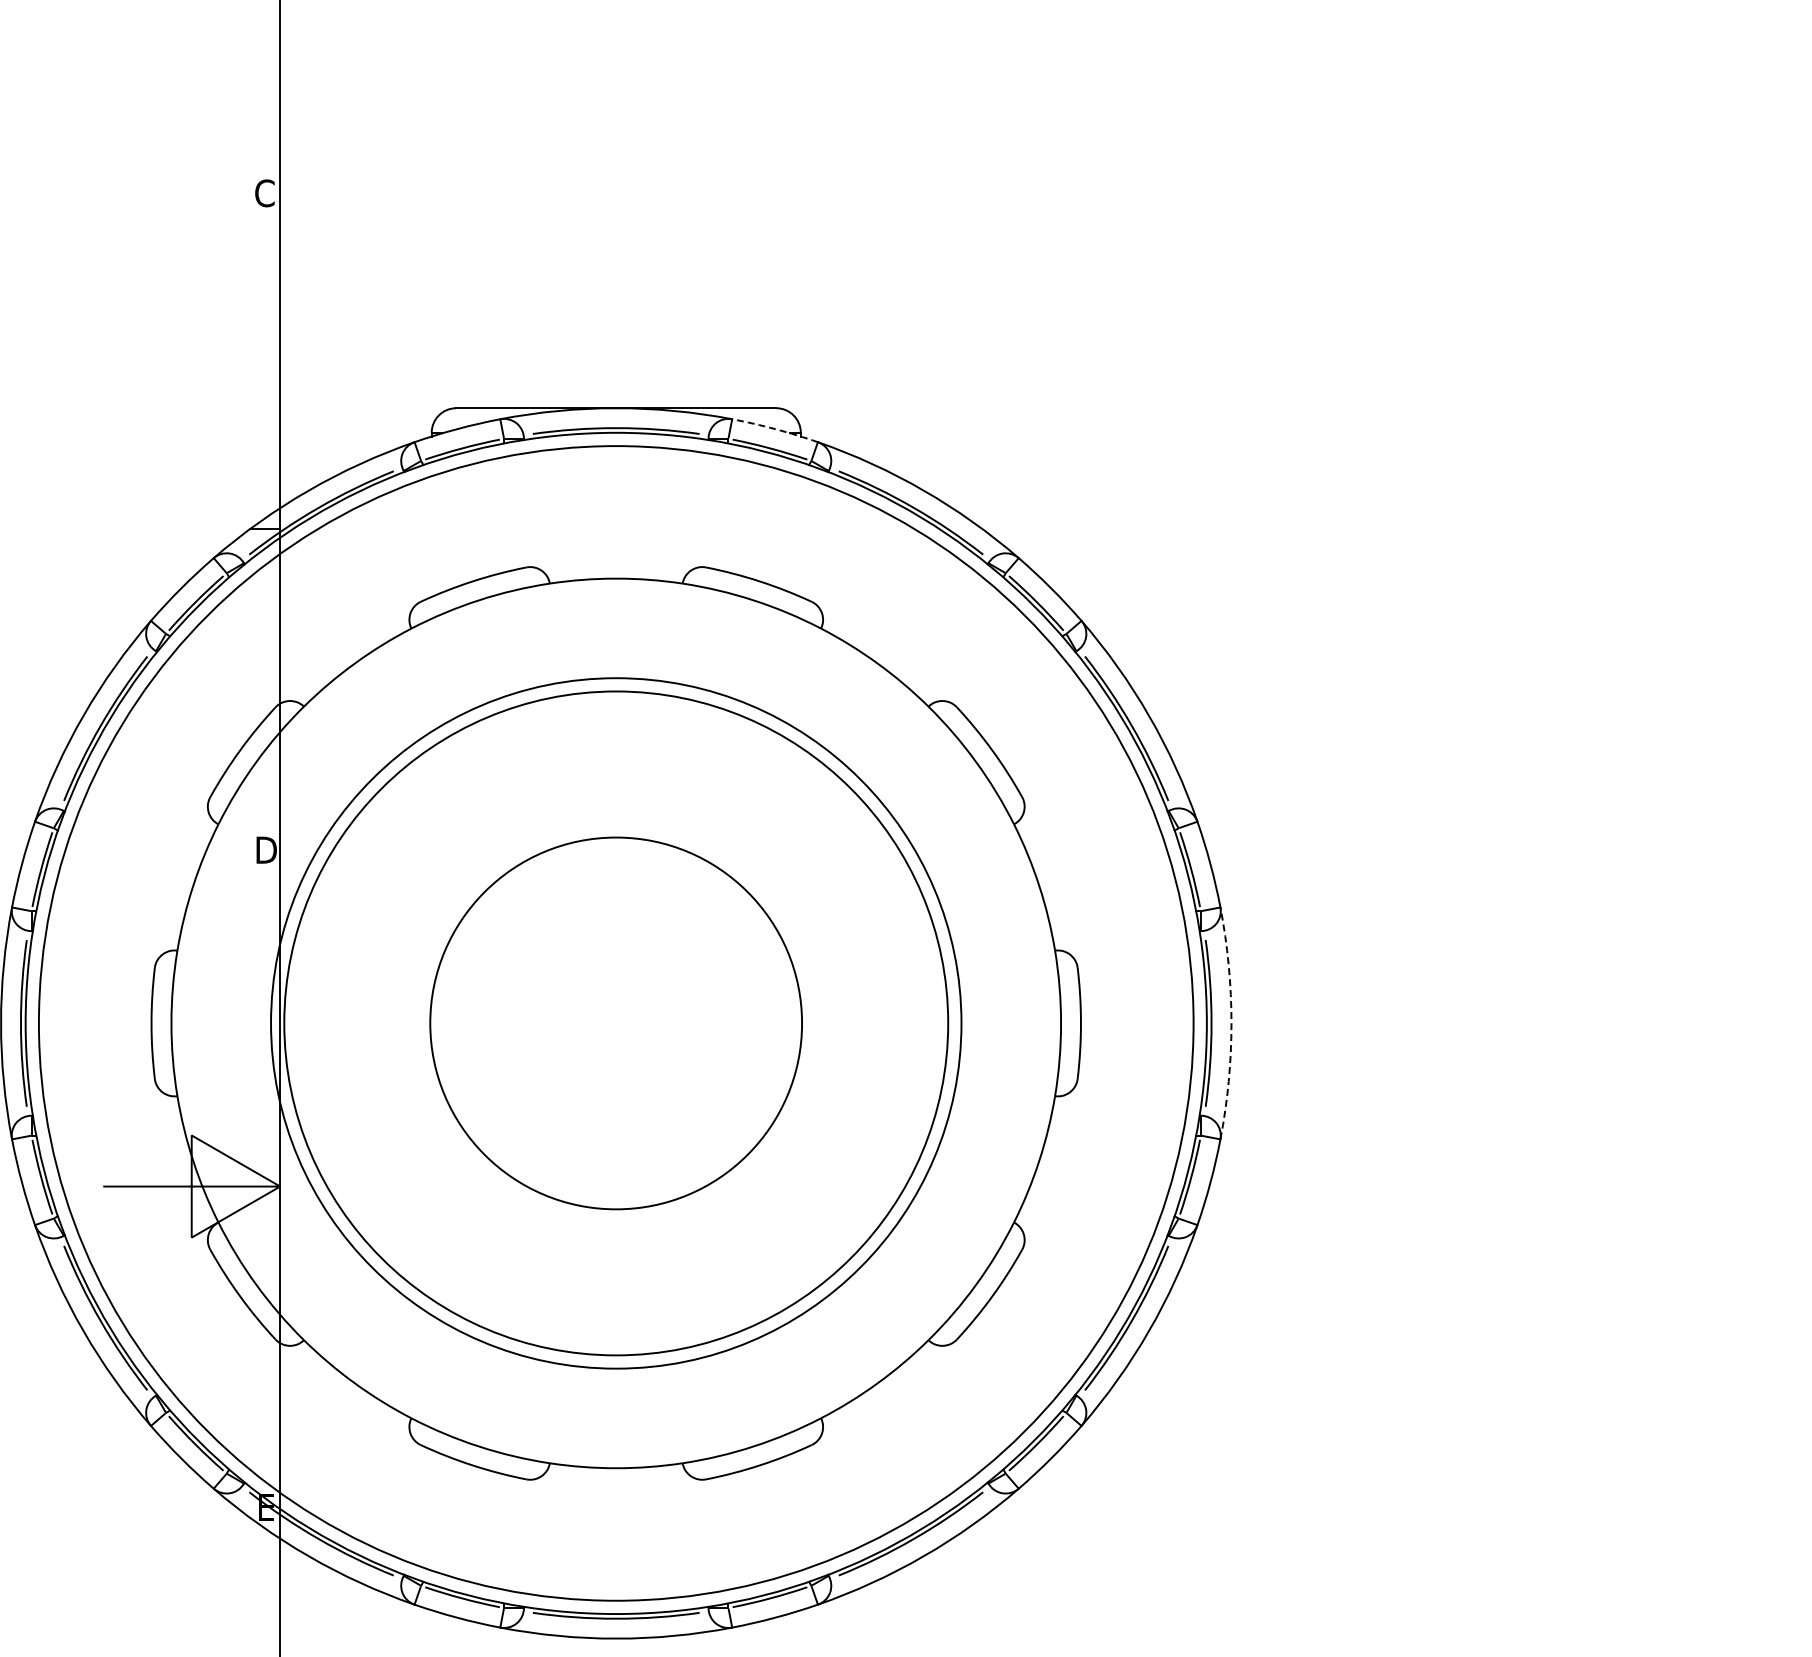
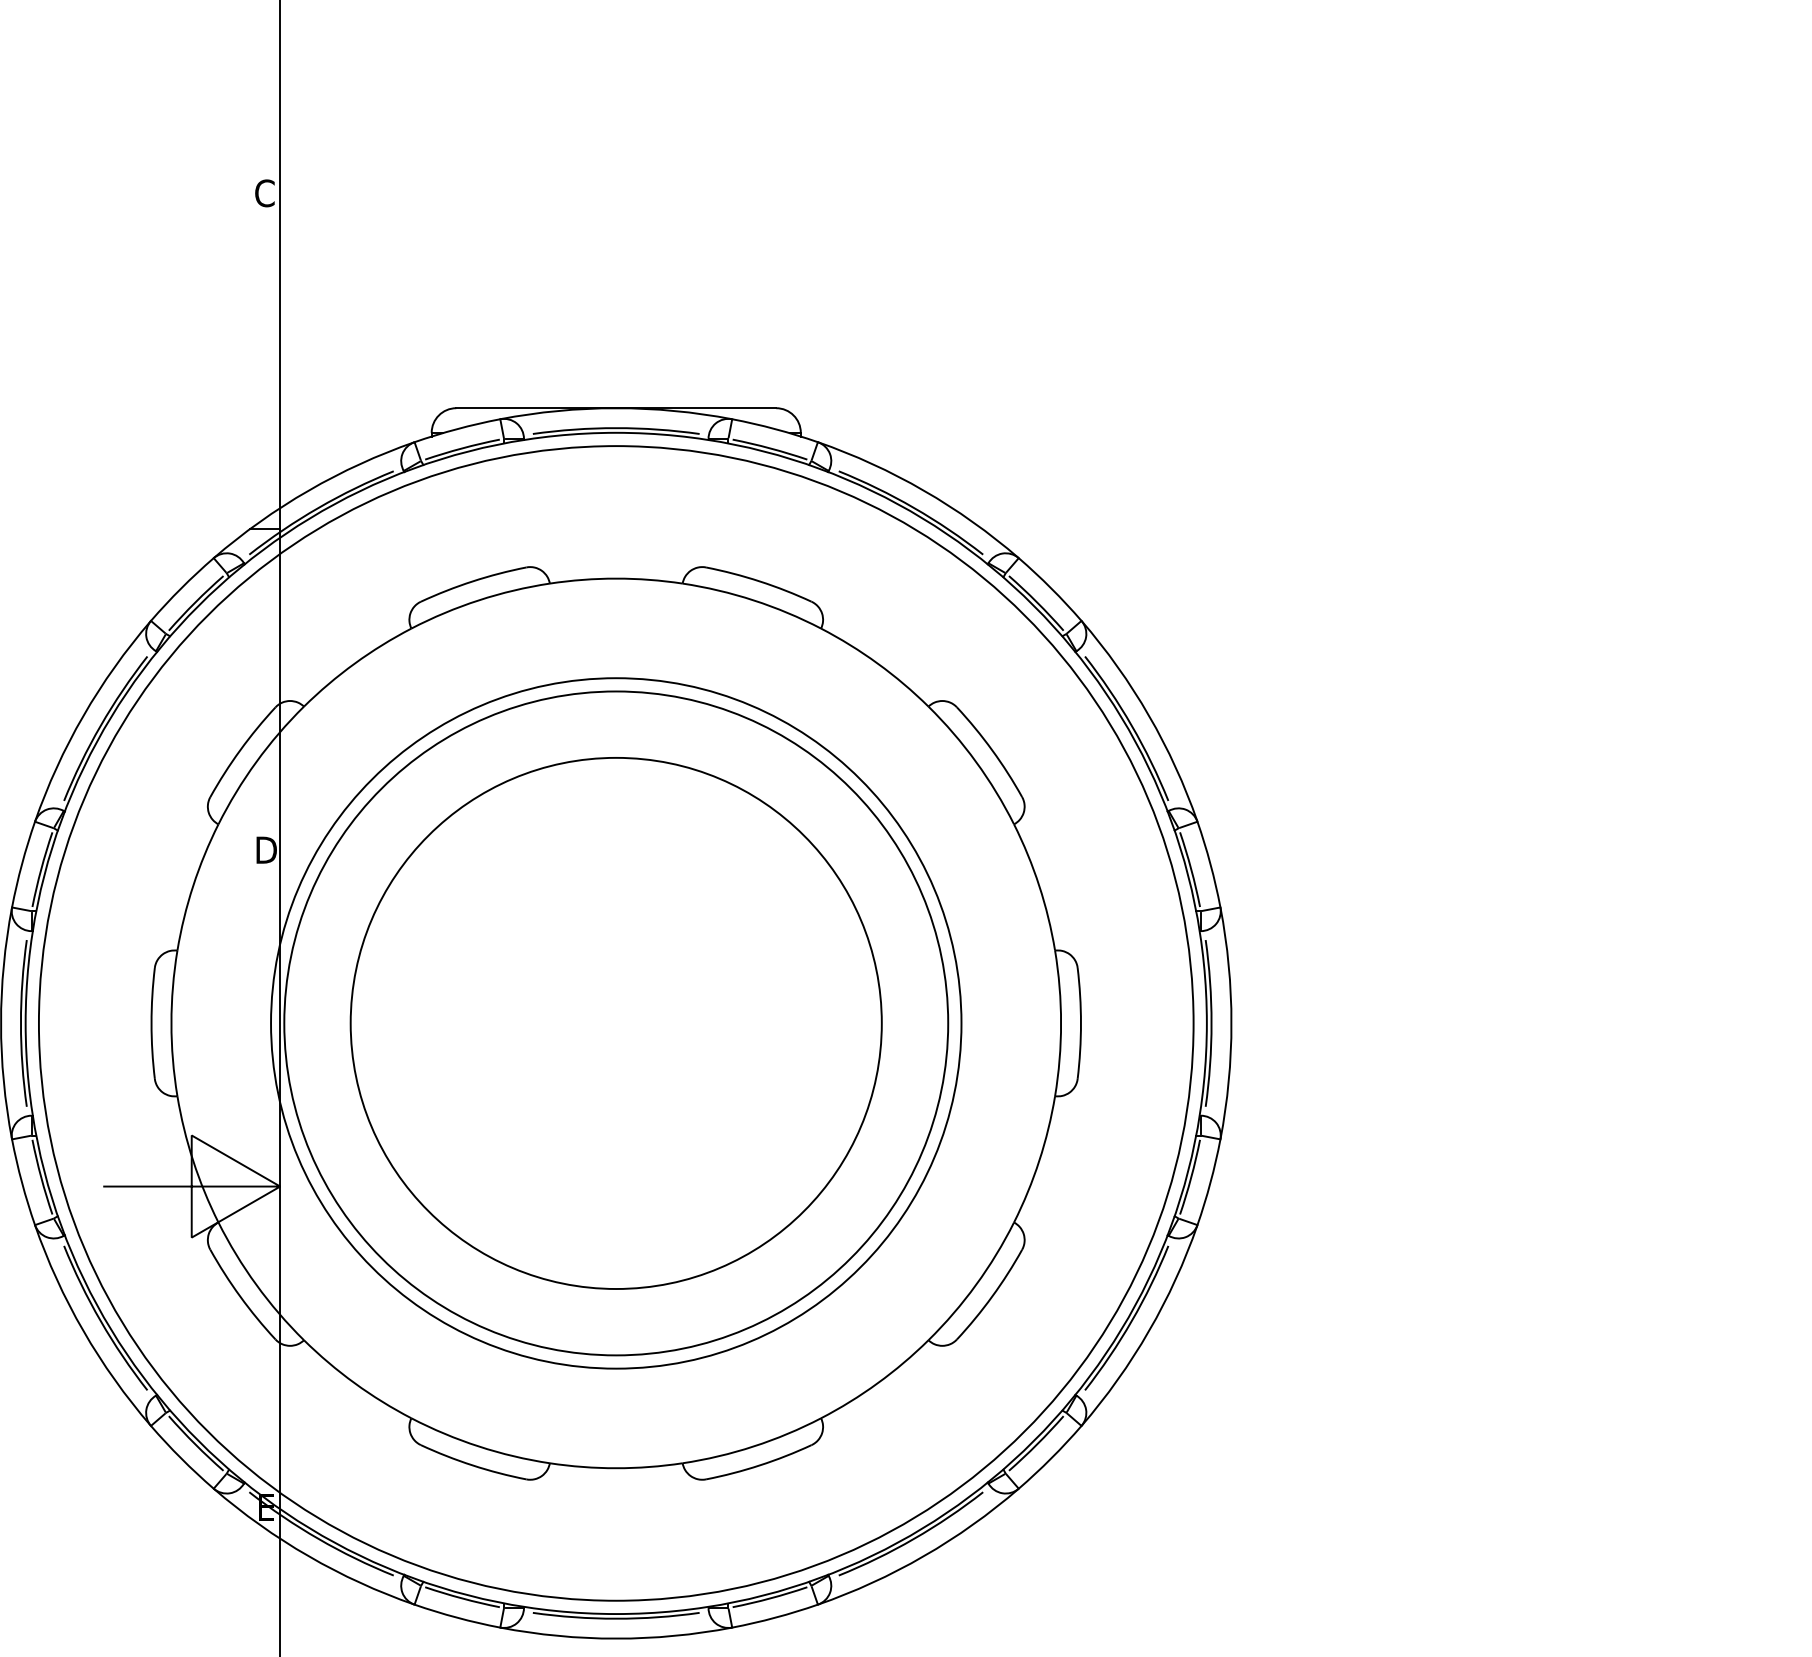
arc: dashed -> solid (775, 429)
circle size: 374x375 px -> 534x533 px (615, 1023)
arc: dashed -> solid (1231, 1023)
